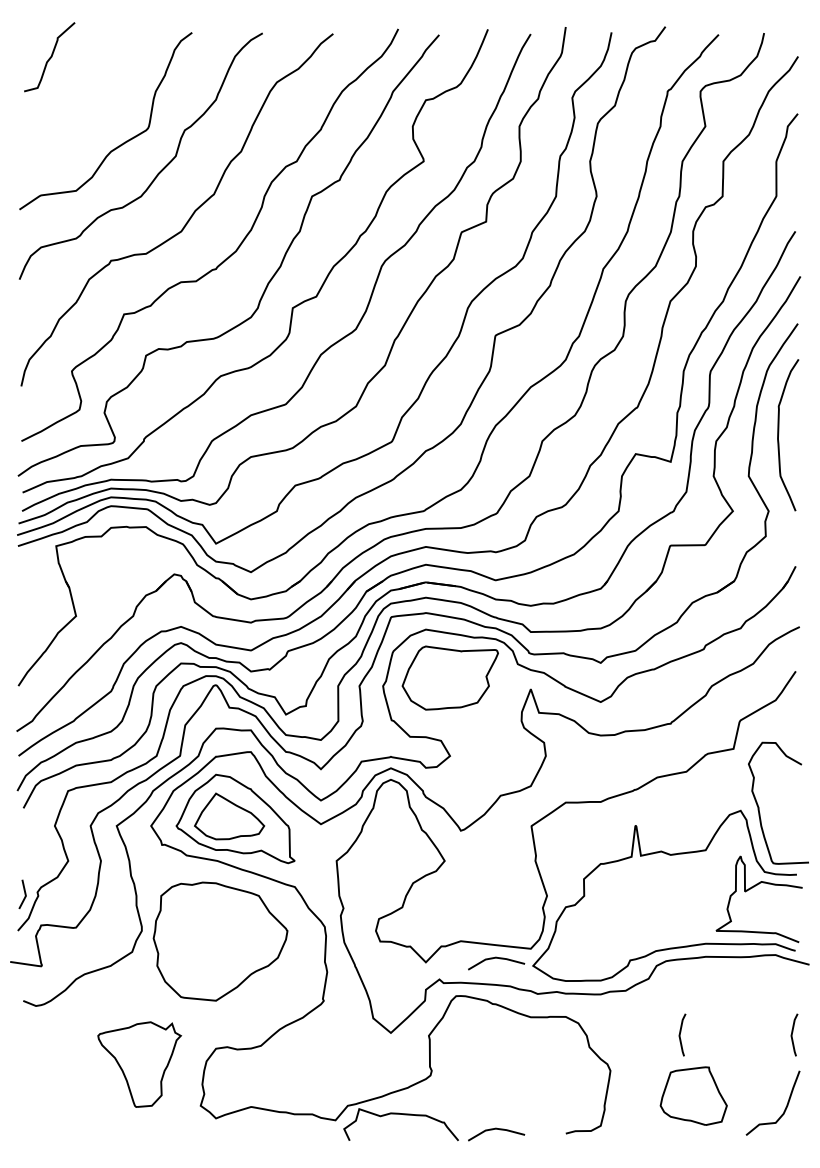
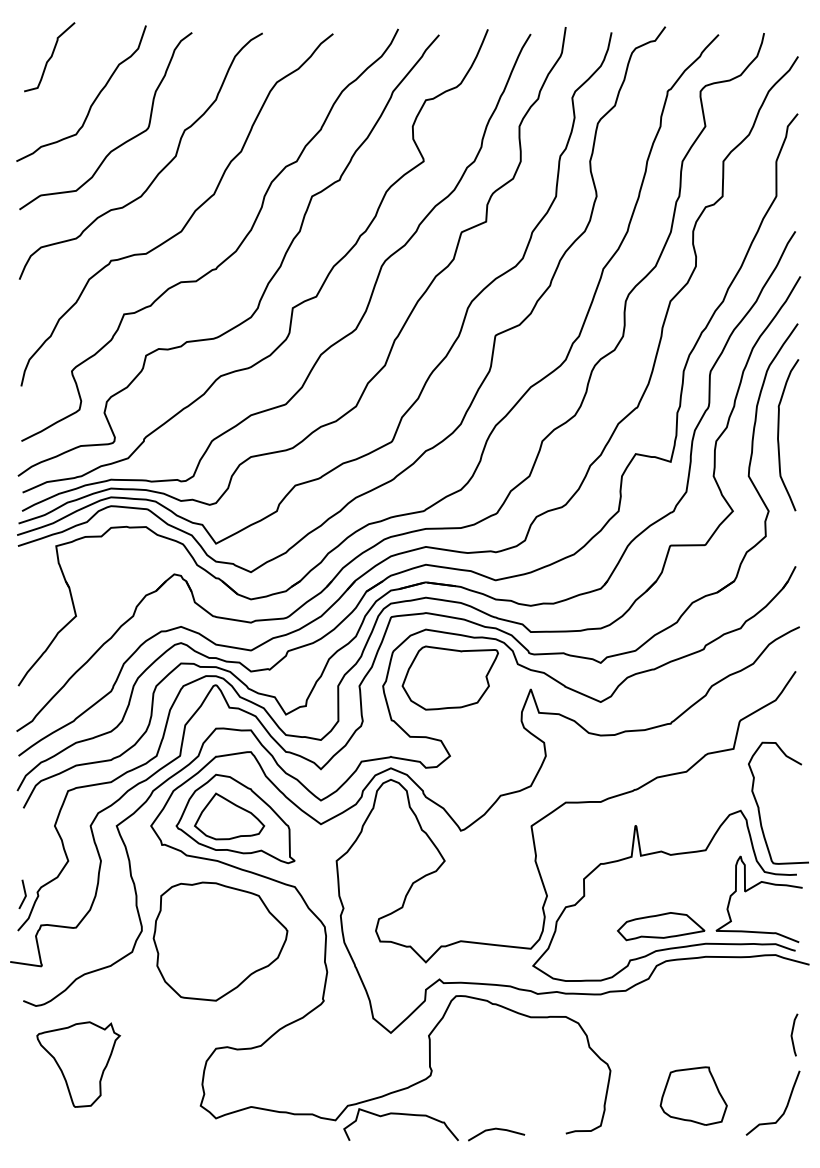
curve: none -> present (93, 100)
part: none -> present (661, 926)
line: present -> none (496, 958)
line: present -> none (680, 1034)
part position: (139, 1064) -> (78, 1064) (78, 1064)
